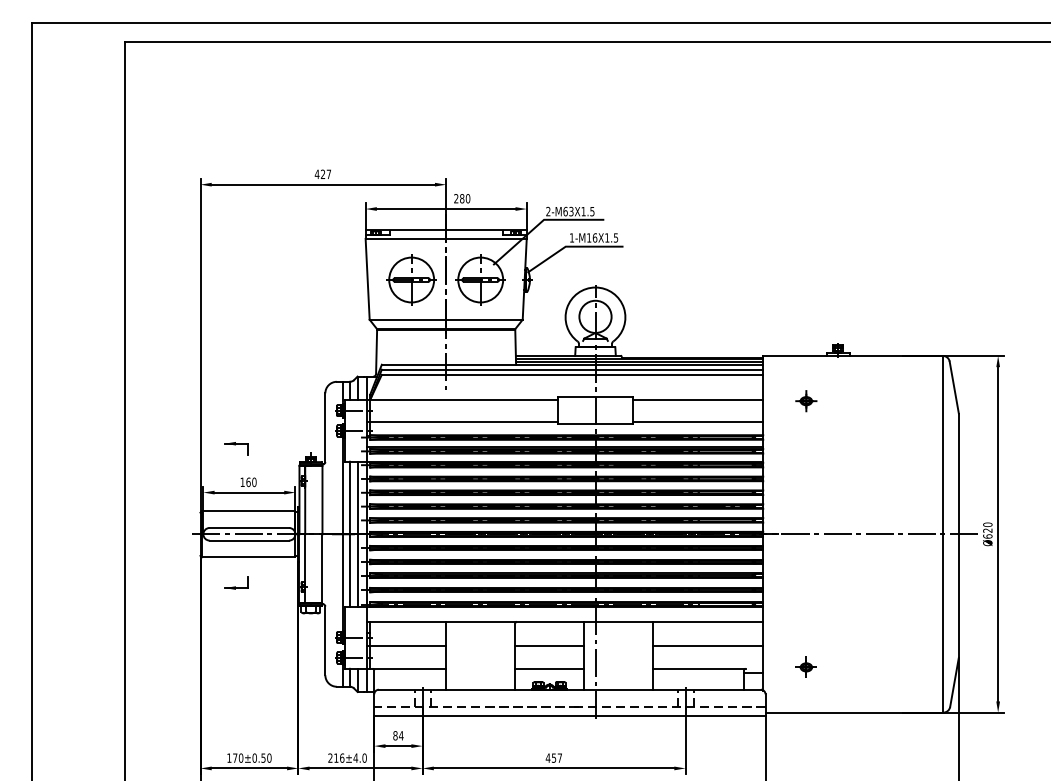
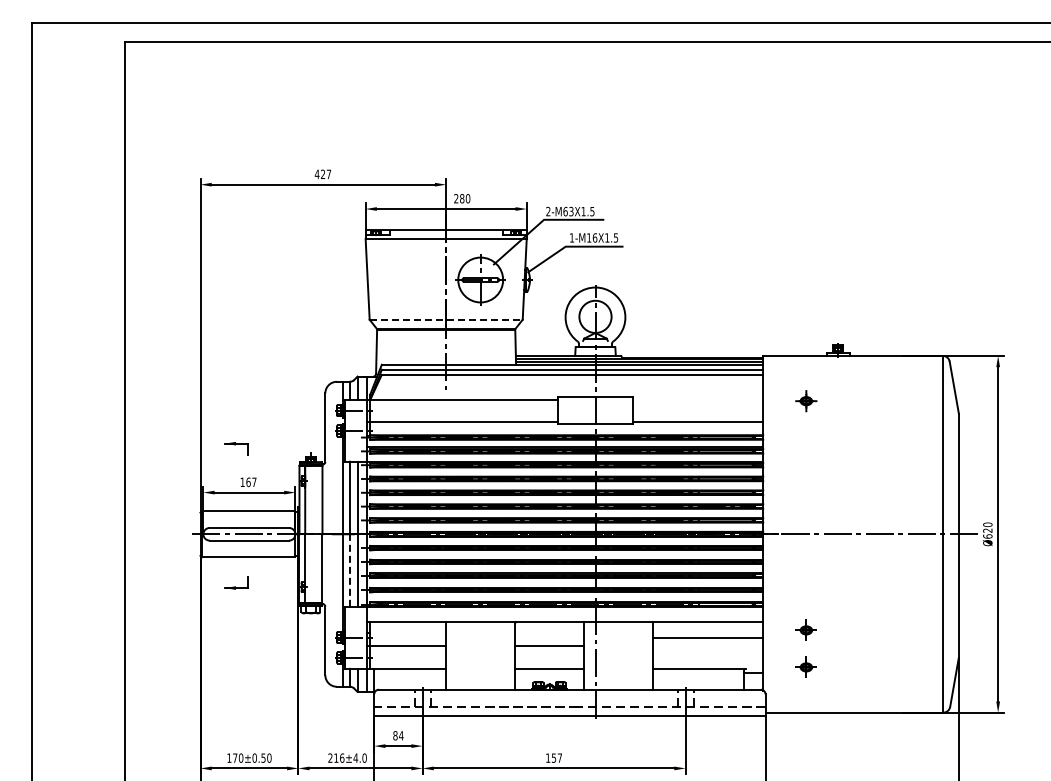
part: present -> none (411, 279)
line: solid -> dashed (446, 319)
line: present -> none (697, 399)
text: 160 -> 167 (254, 482)
line: solid -> dashed (349, 570)
part: none -> present (805, 629)
line position: (708, 646) -> (708, 638) (708, 638)
text: 457 -> 157 (547, 757)
